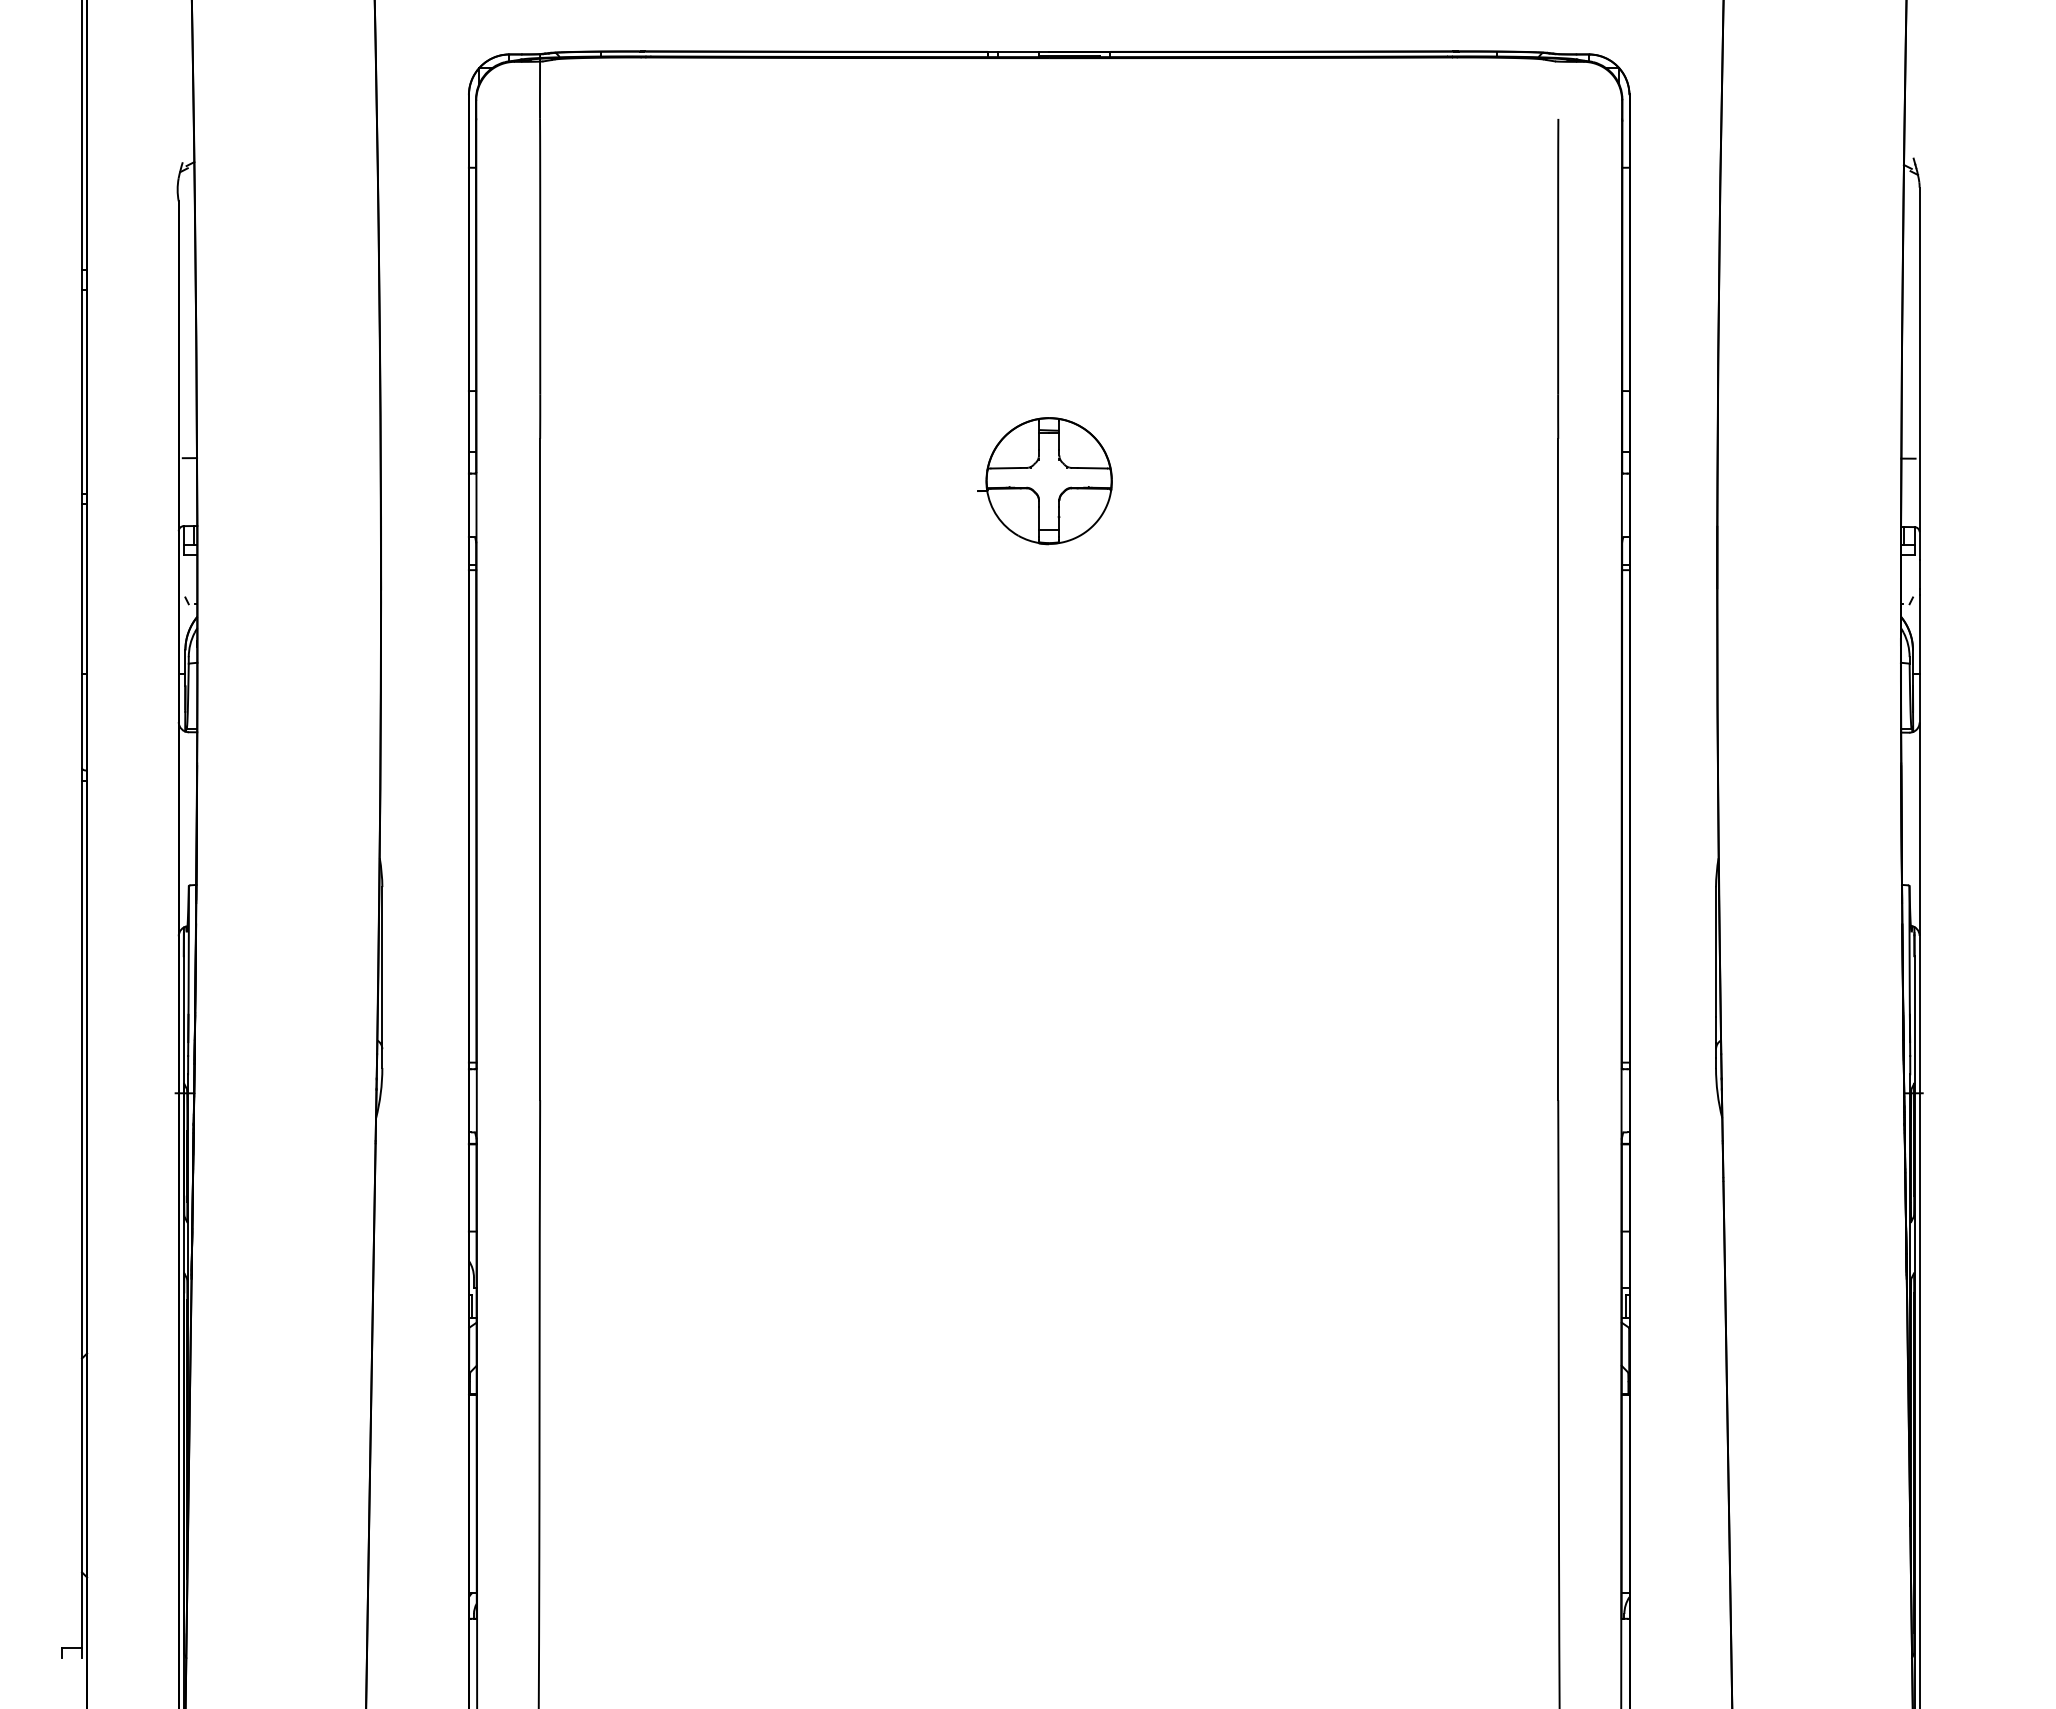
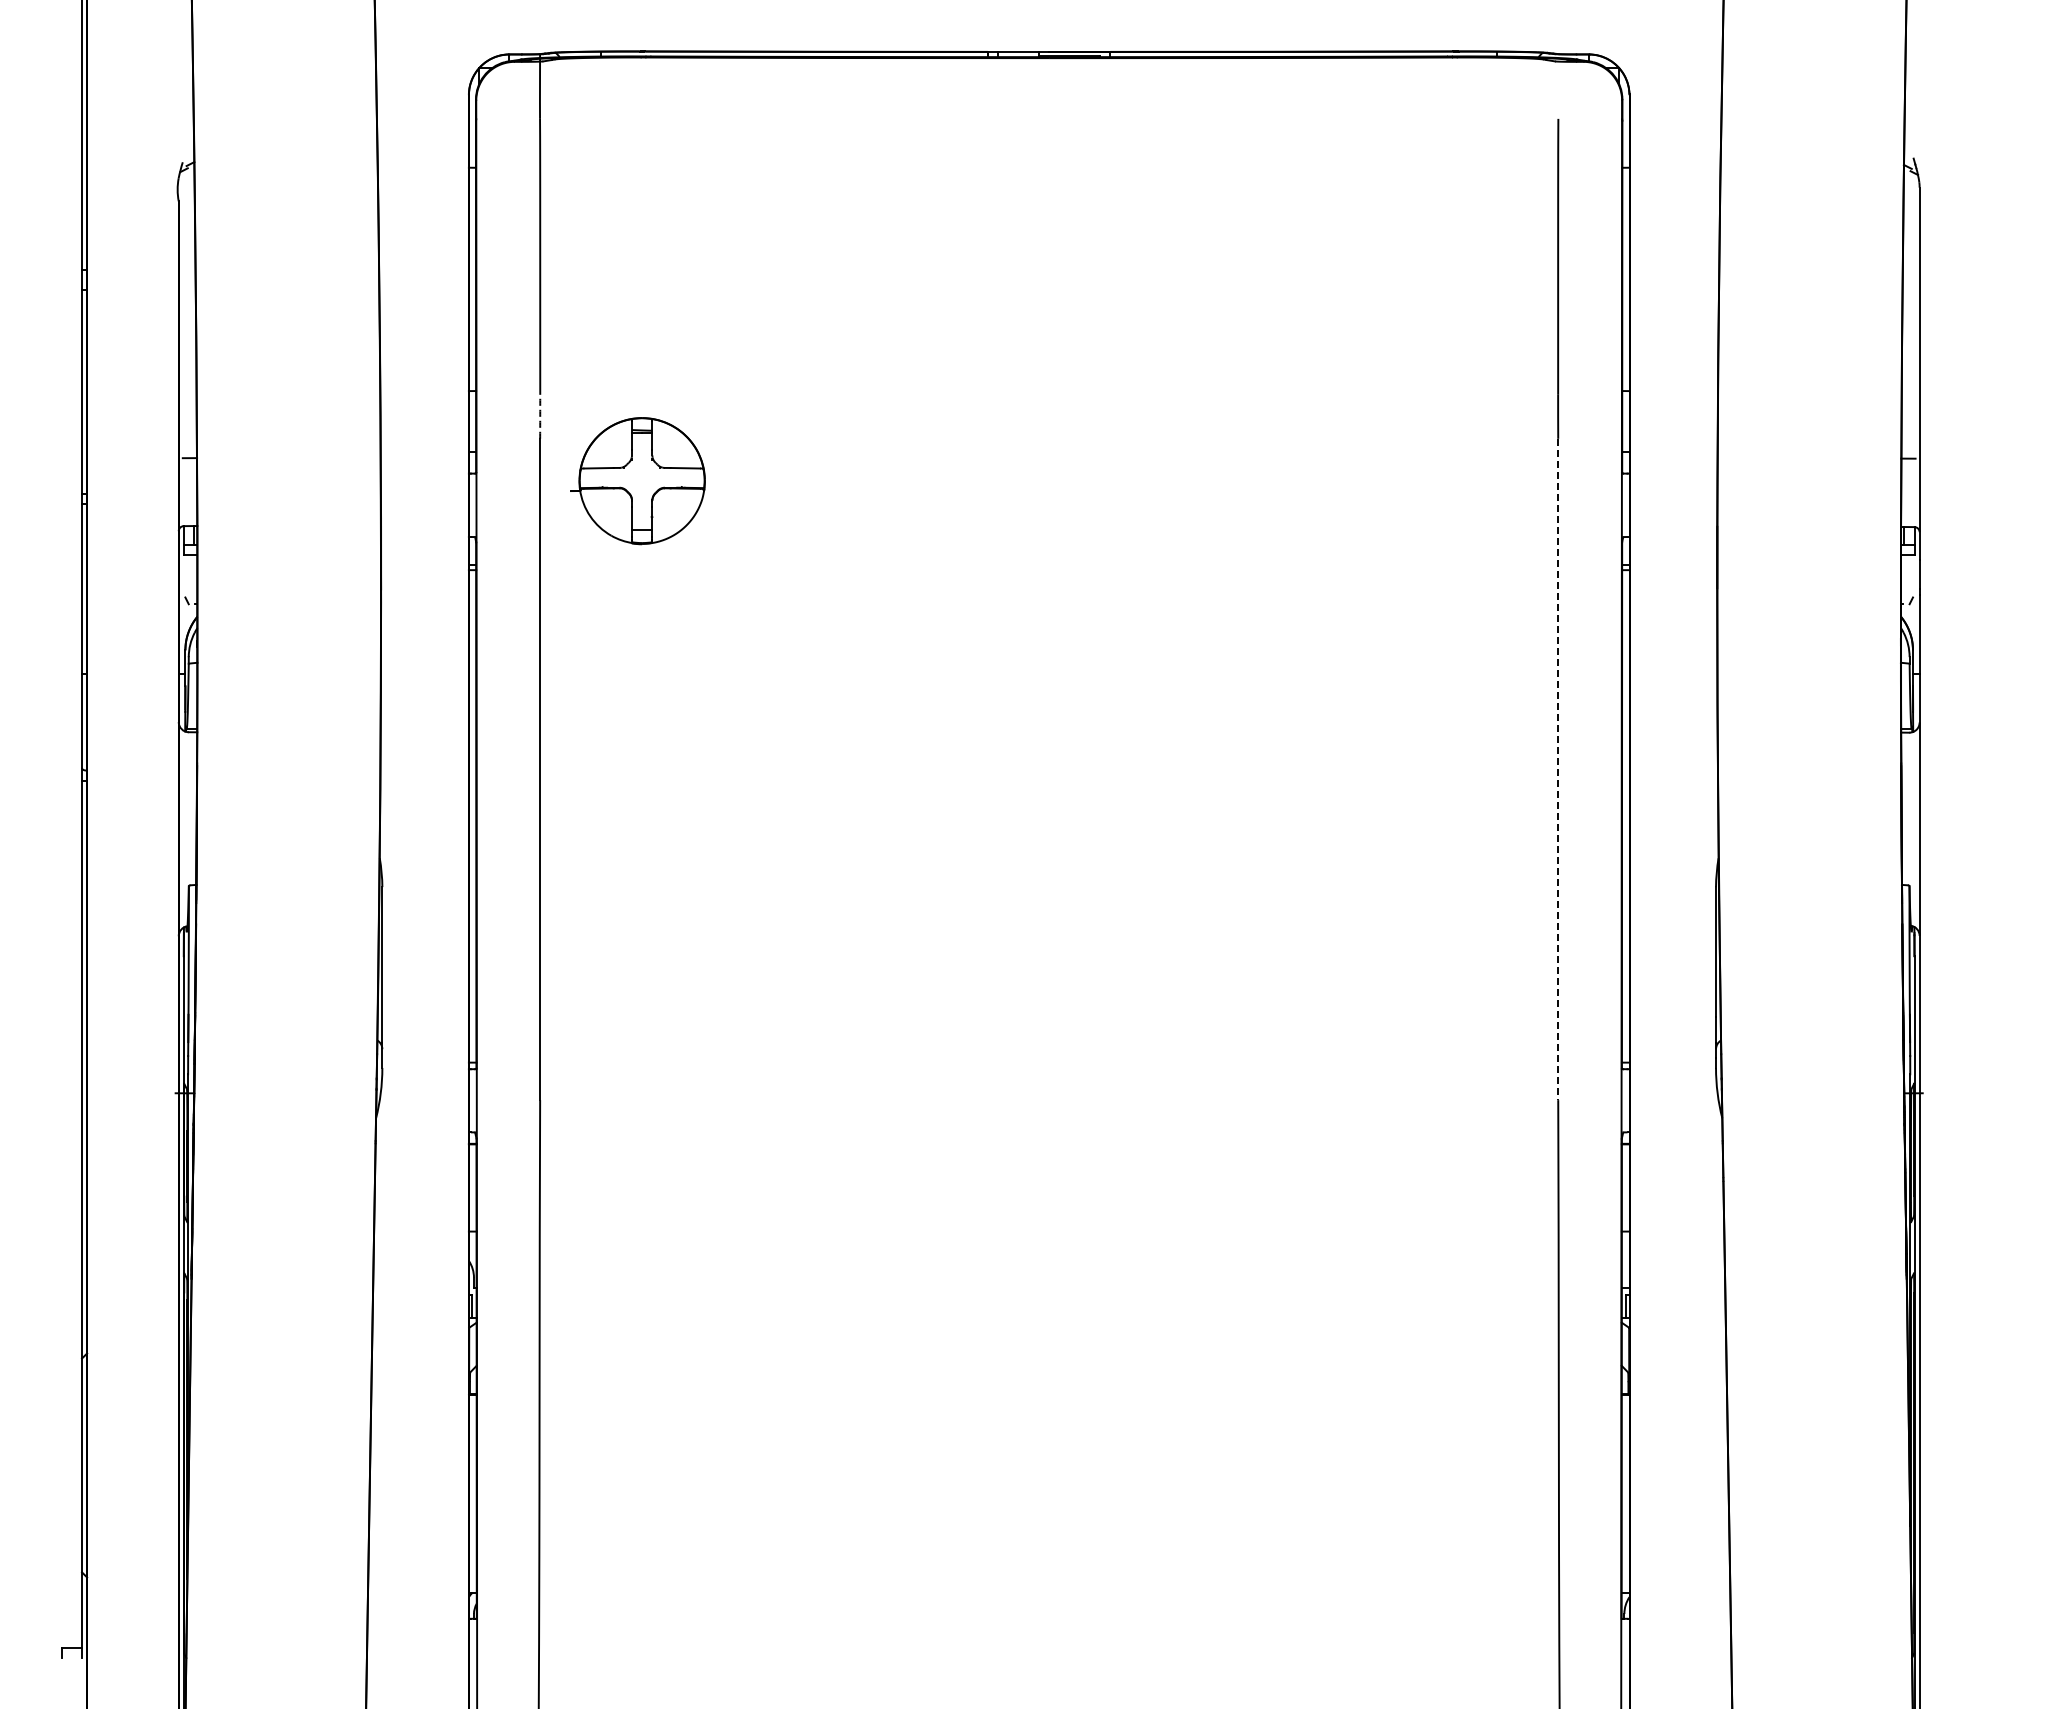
arc: solid -> dashed (540, 416)
part position: (1044, 481) -> (637, 481) (637, 481)
line: solid -> dashed (1558, 769)
